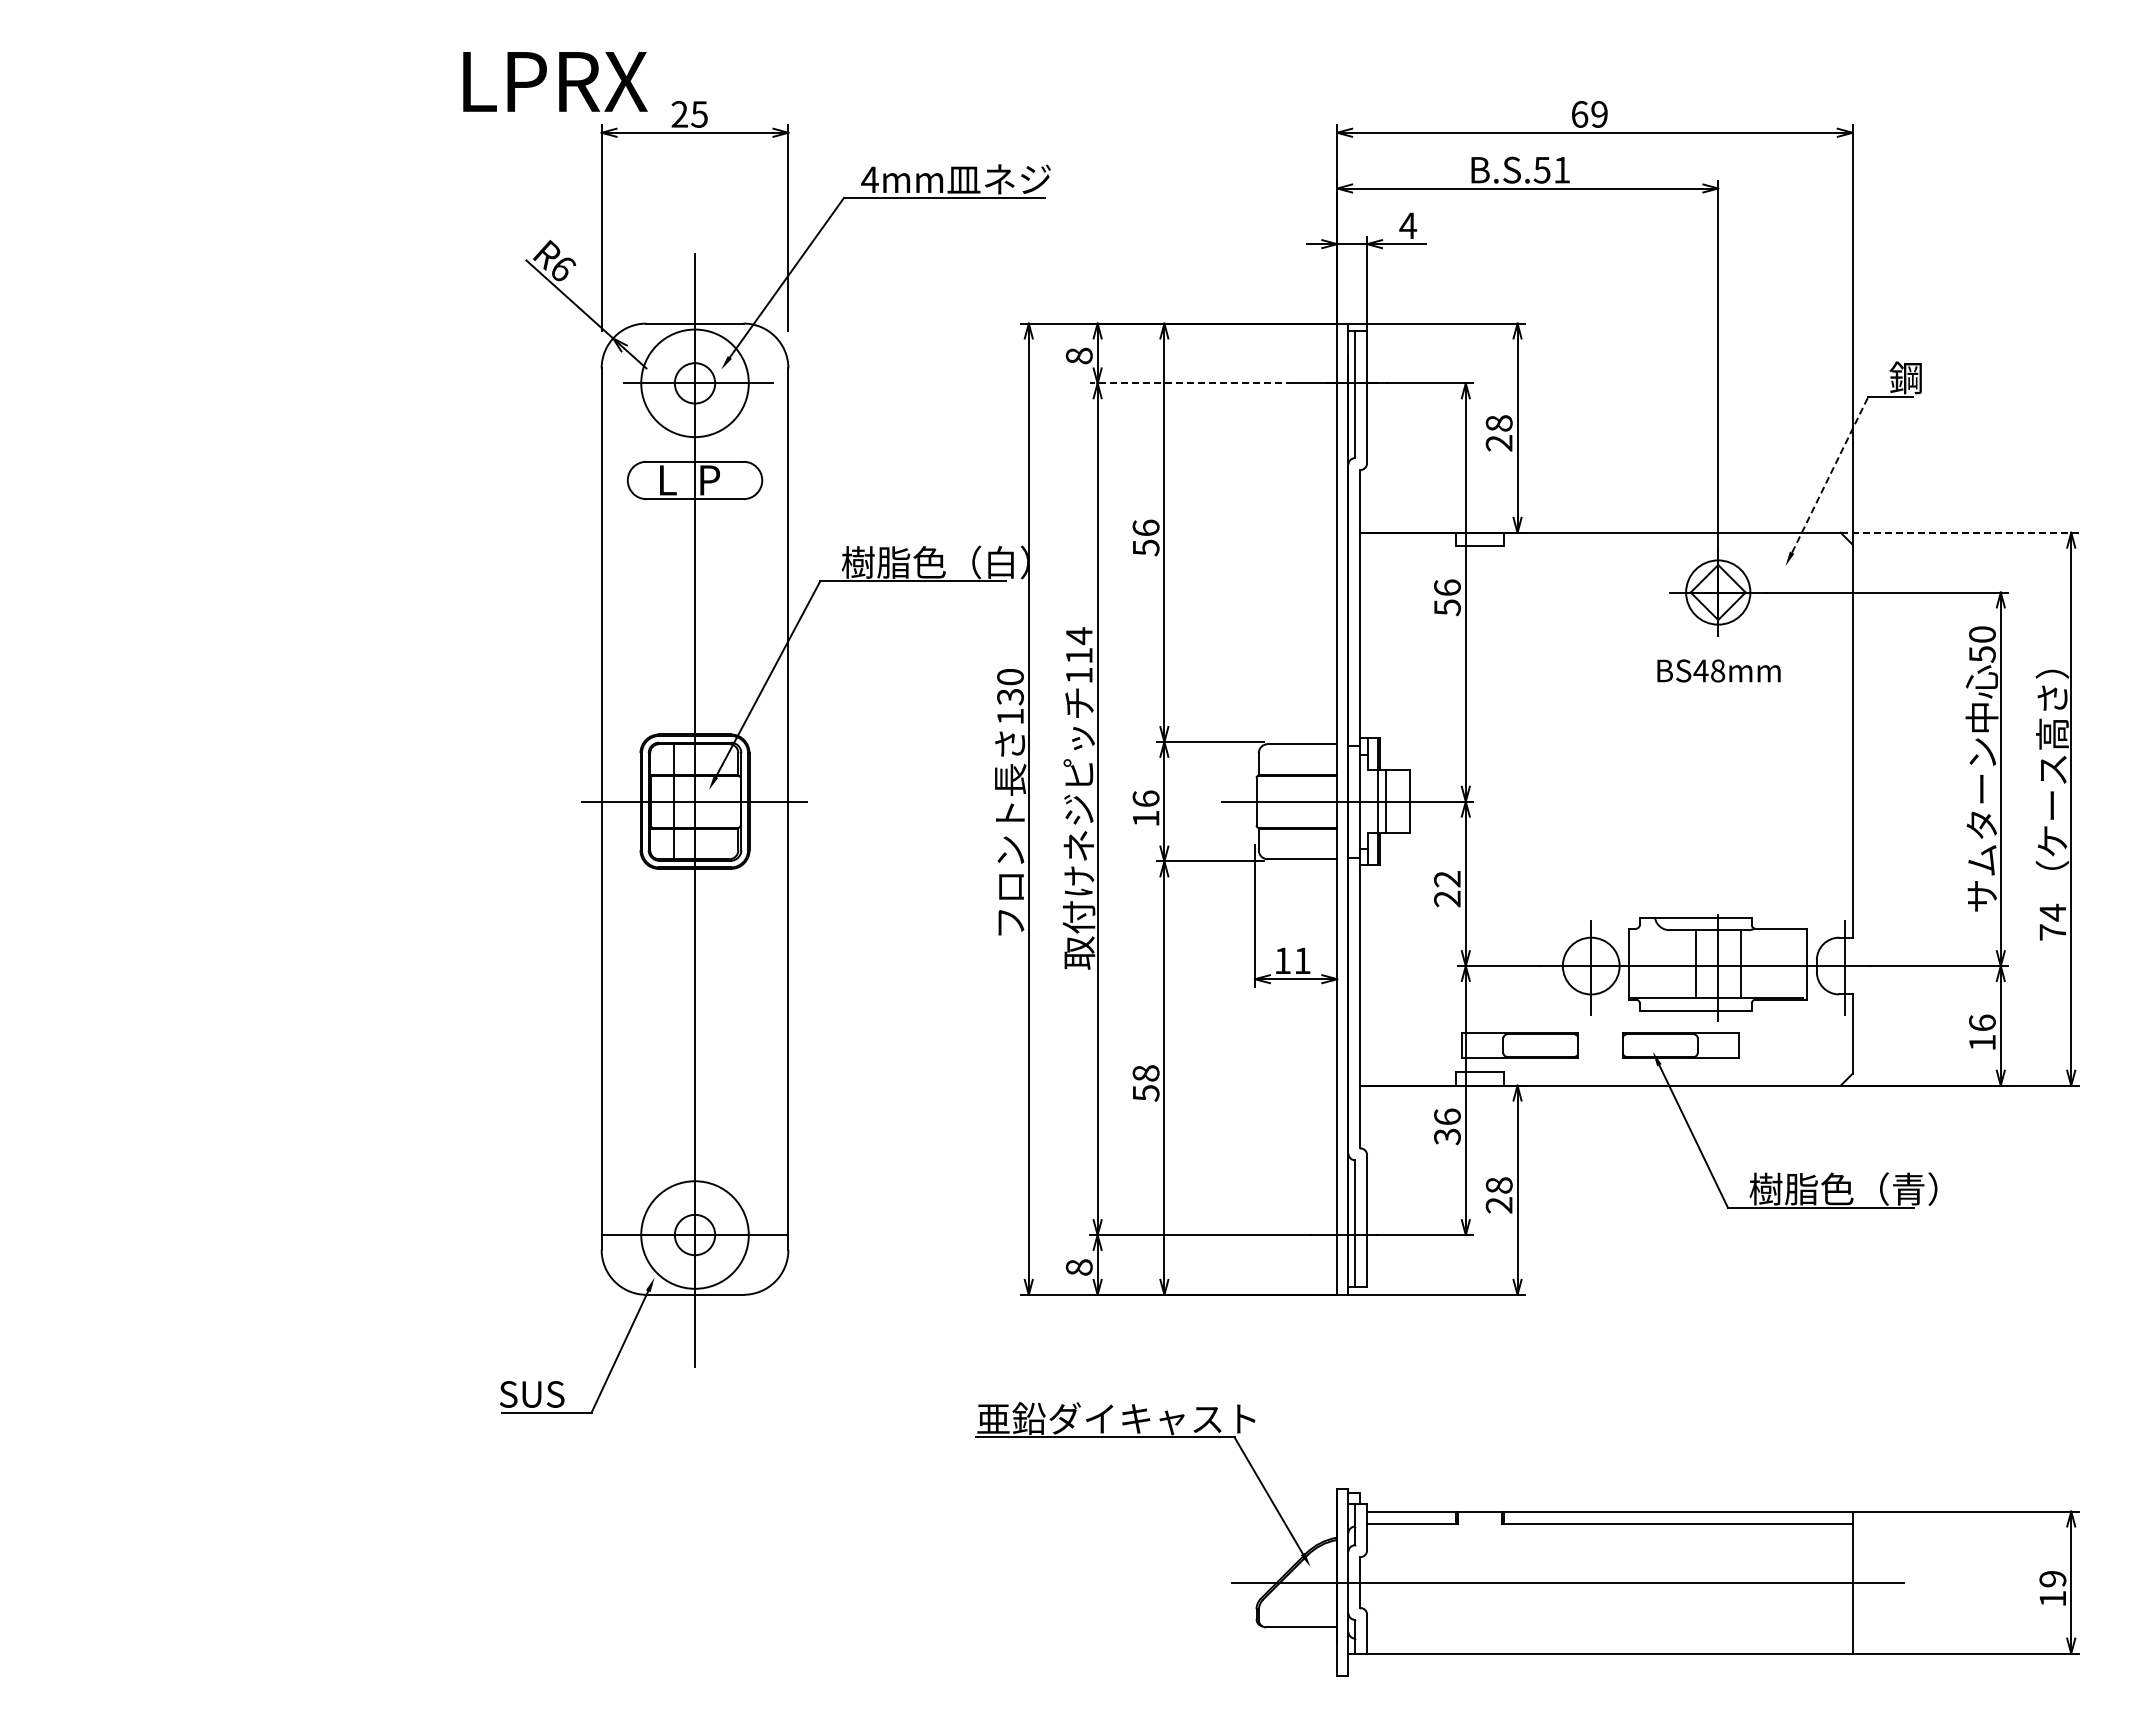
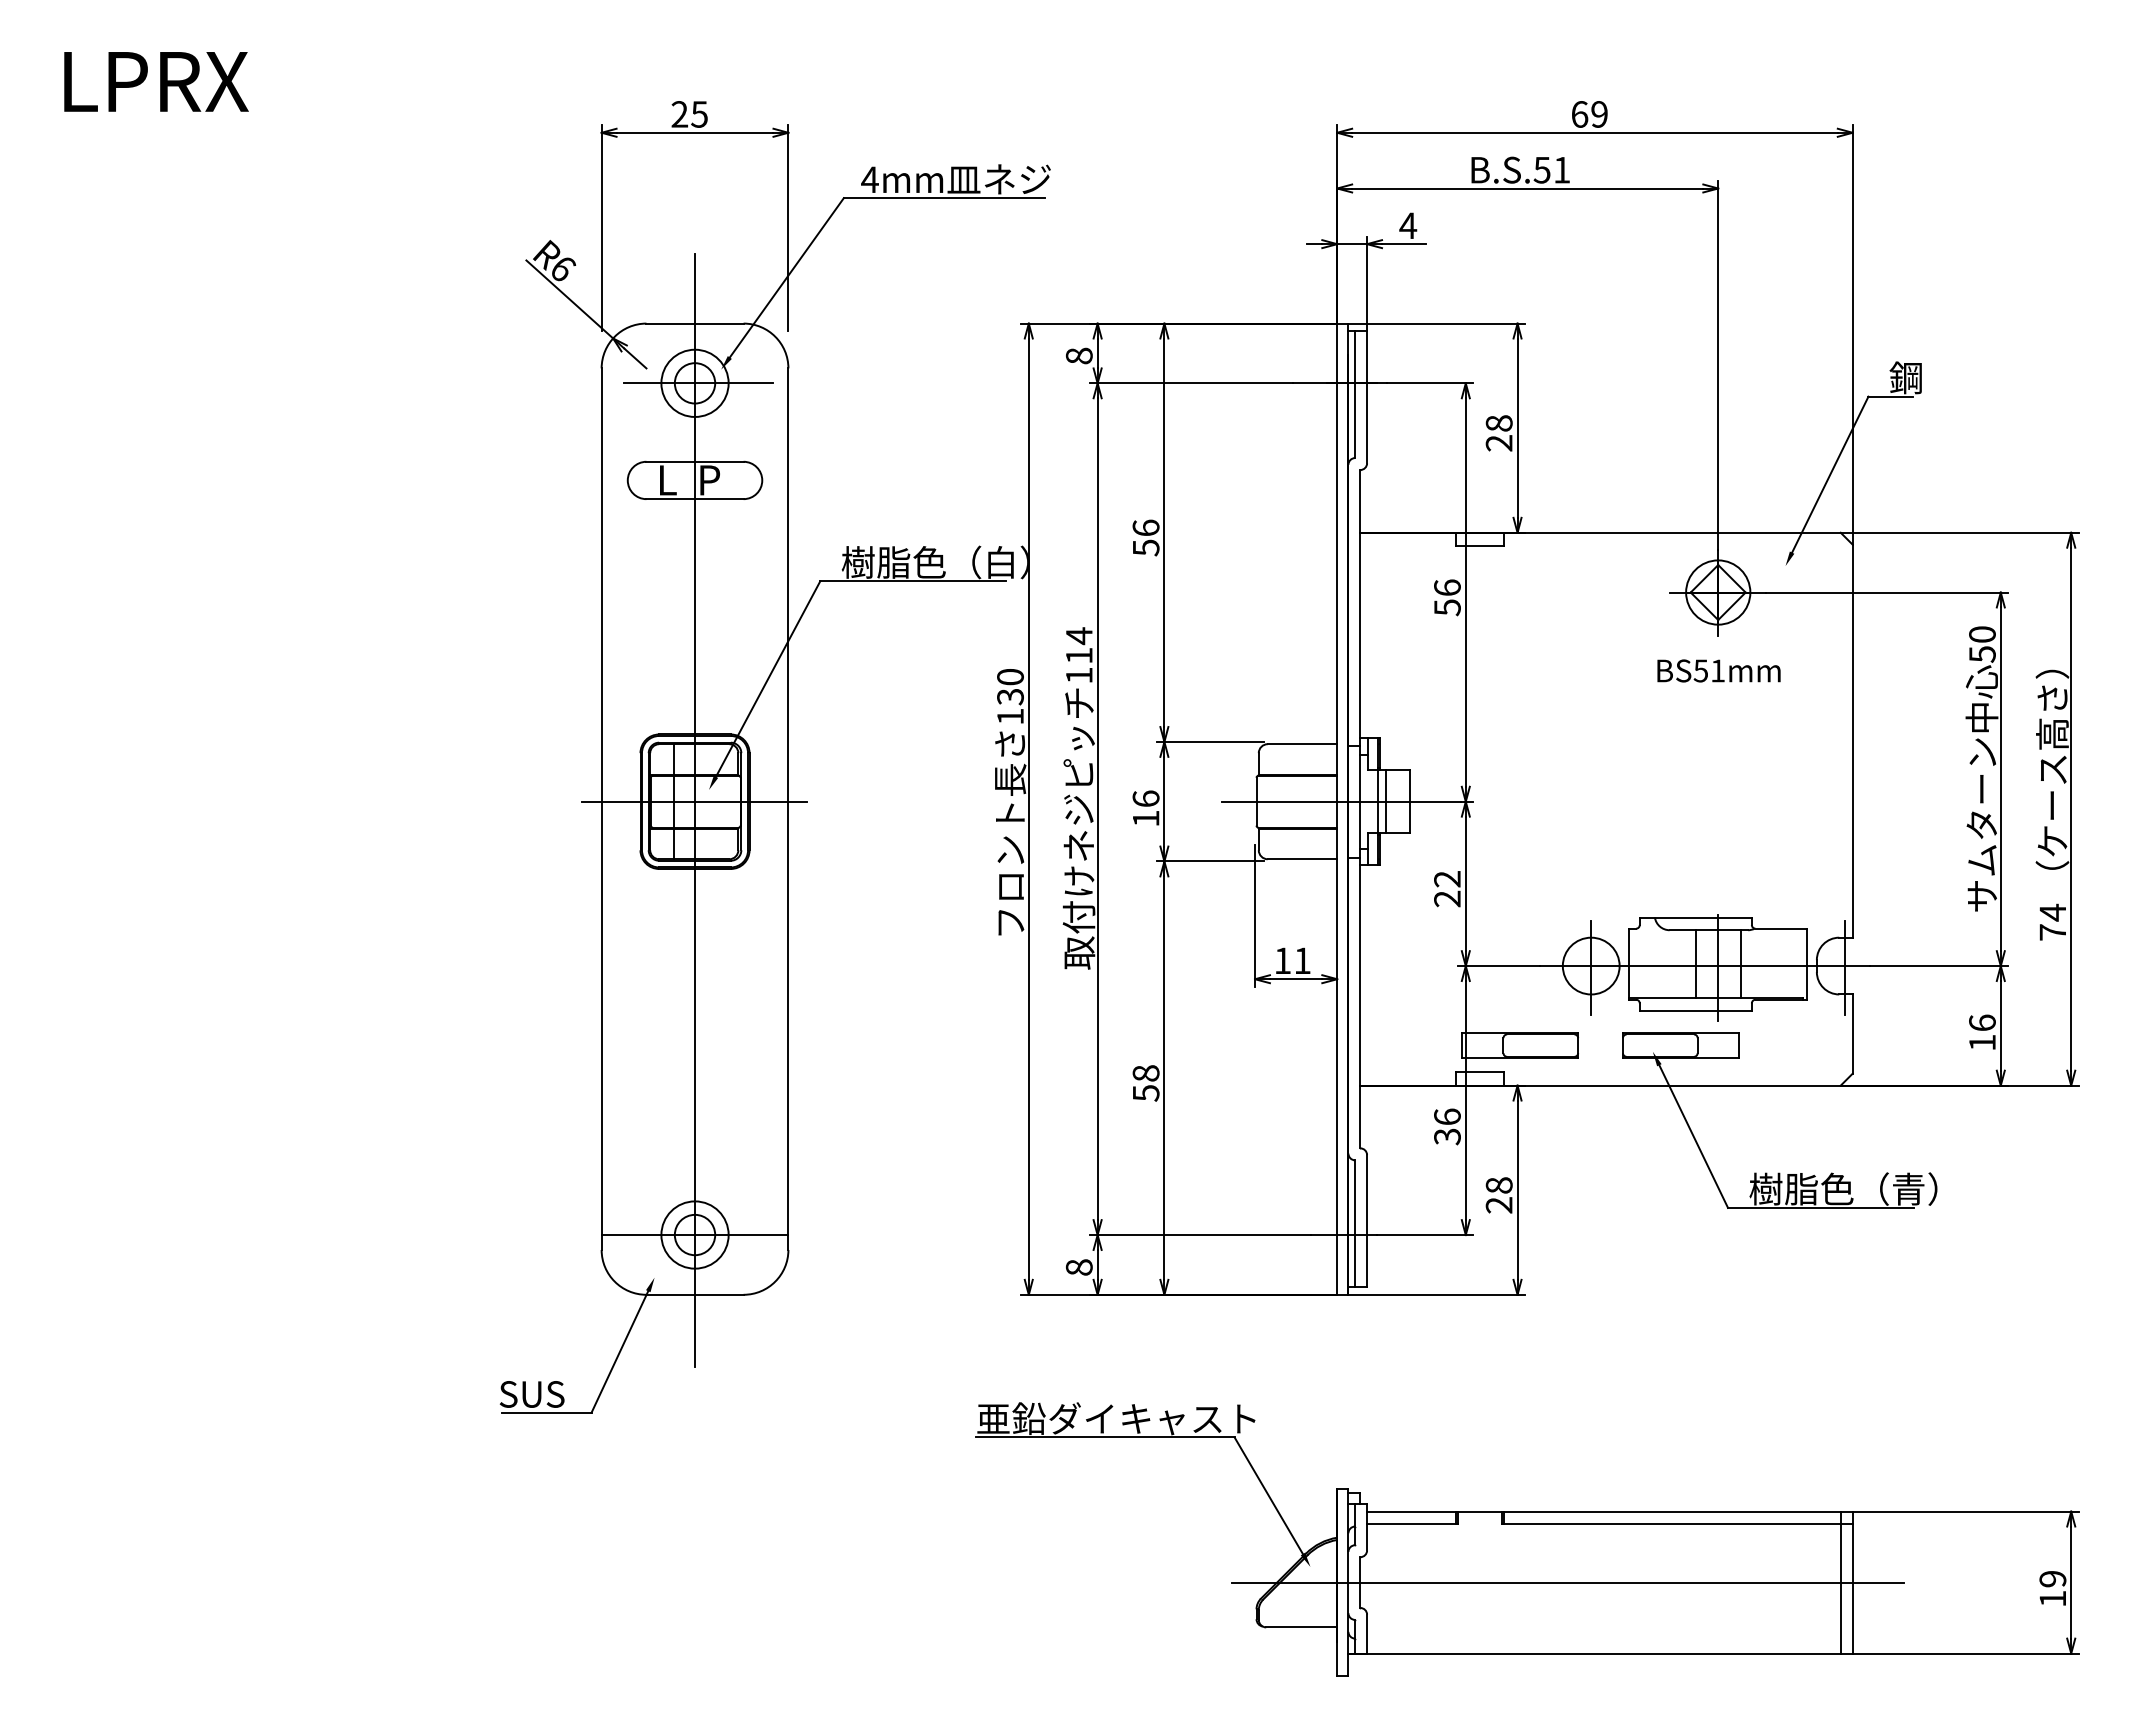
text position: (555, 81) -> (156, 81) (156, 81)
circle diameter: 108 px -> 67 px (694, 382)
line: dashed -> solid (1191, 383)
line: dashed -> solid (1830, 474)
line: dashed -> solid (1959, 532)
text: BS48mm -> BS51mm (1709, 670)
circle diameter: 108 px -> 67 px (694, 1234)
line: none -> present (1840, 1582)
